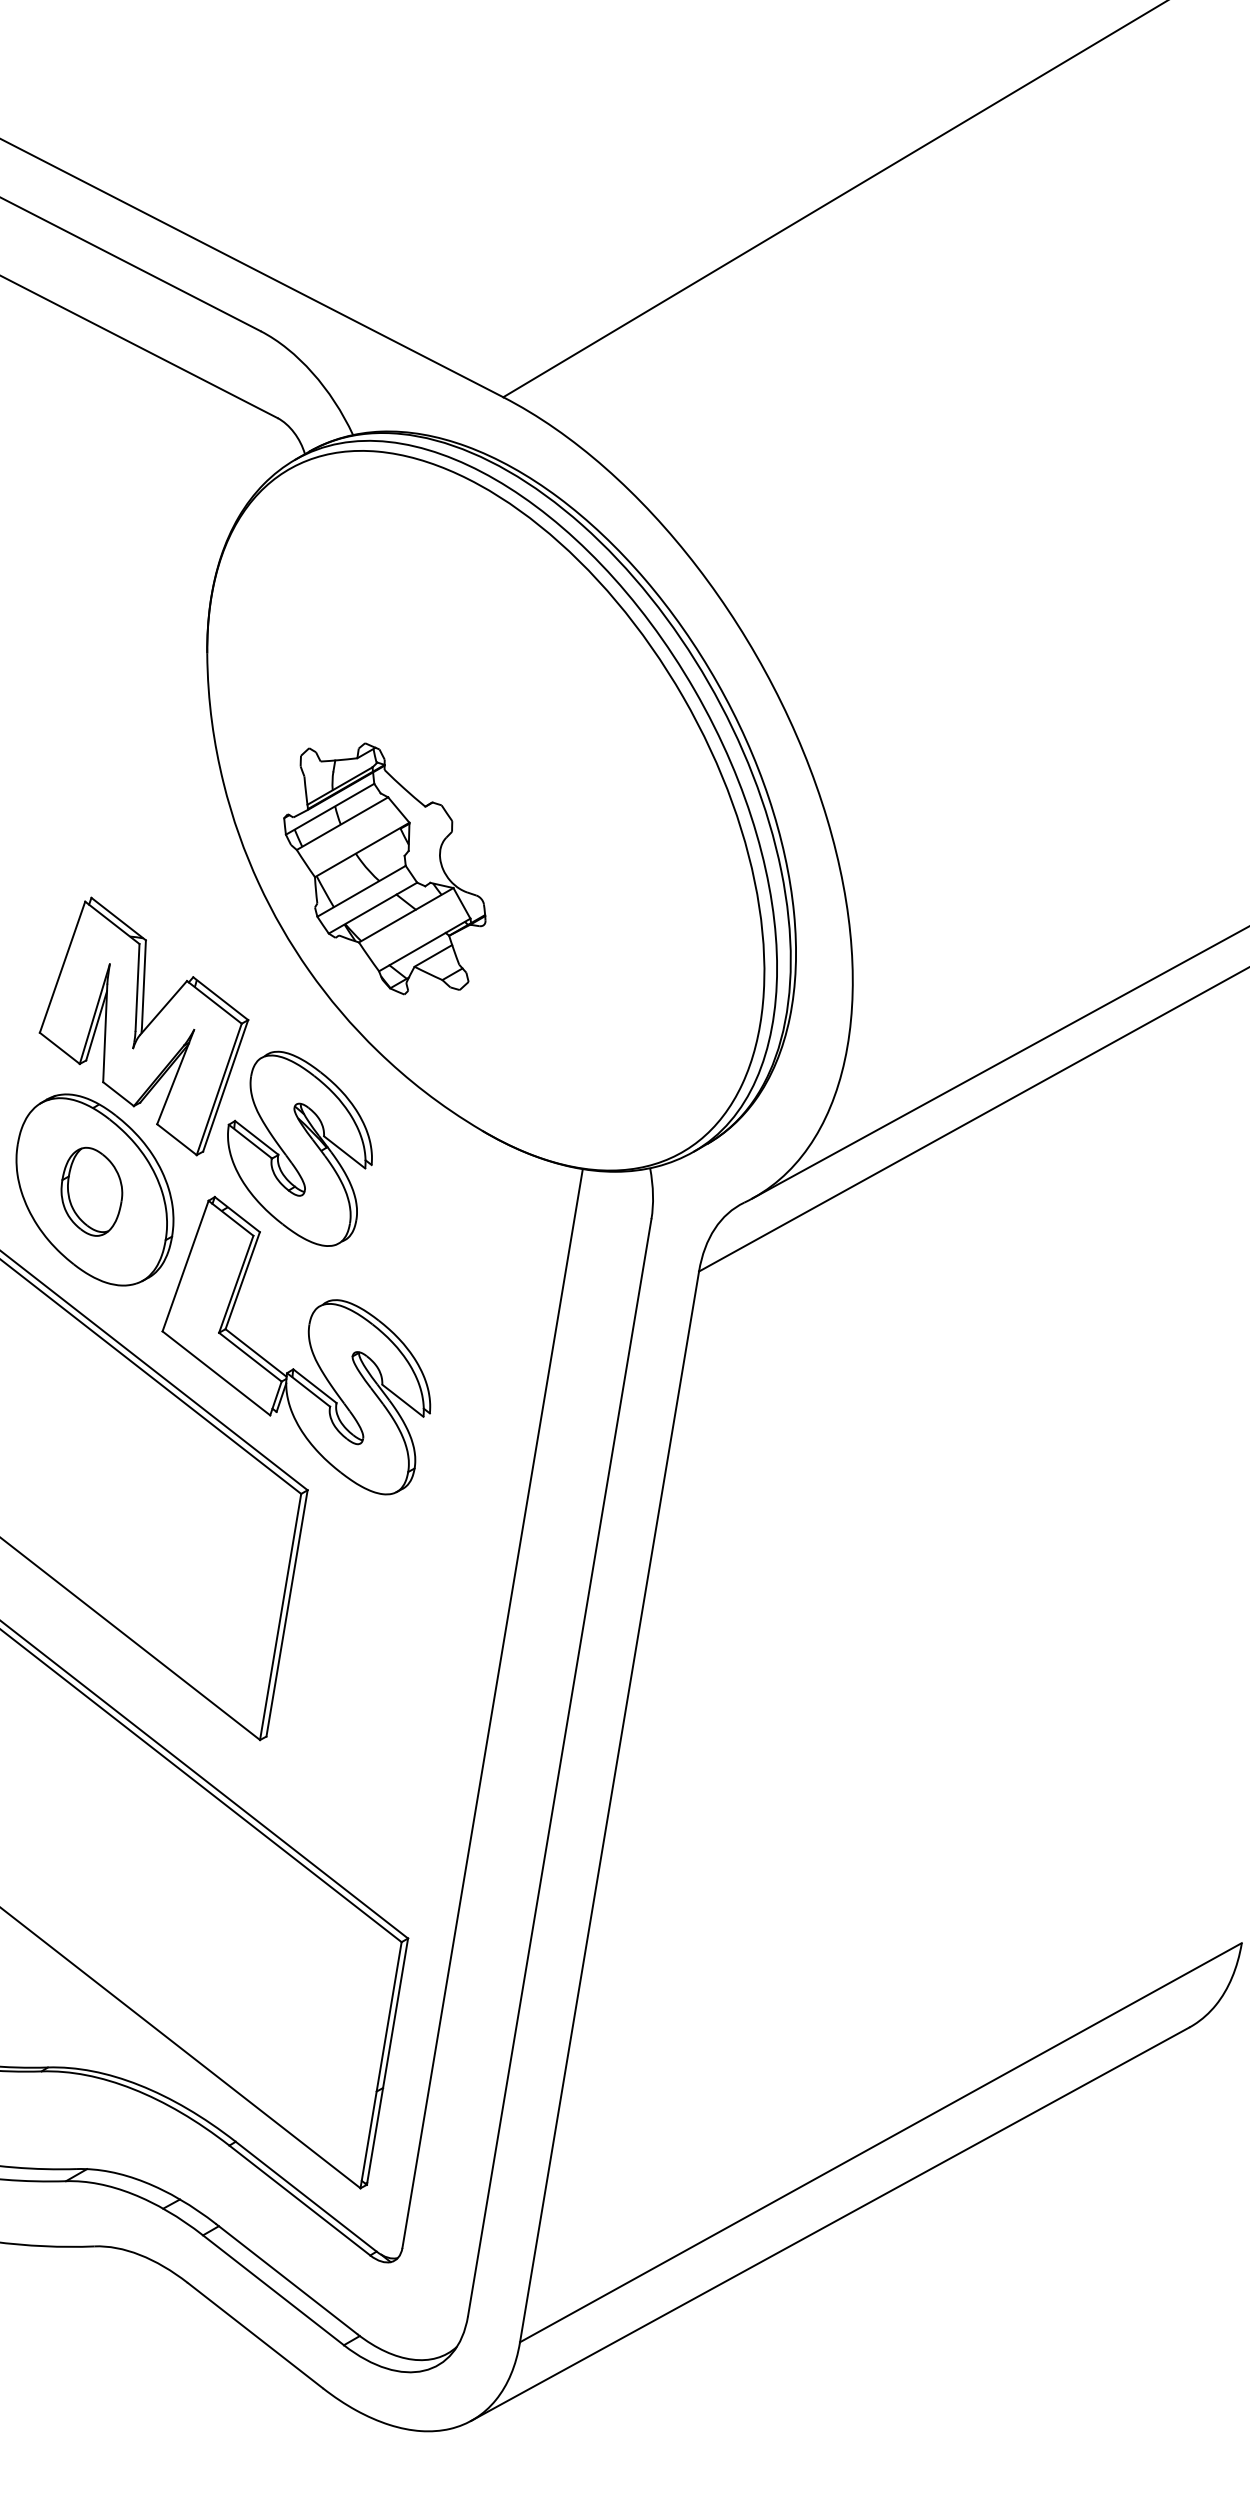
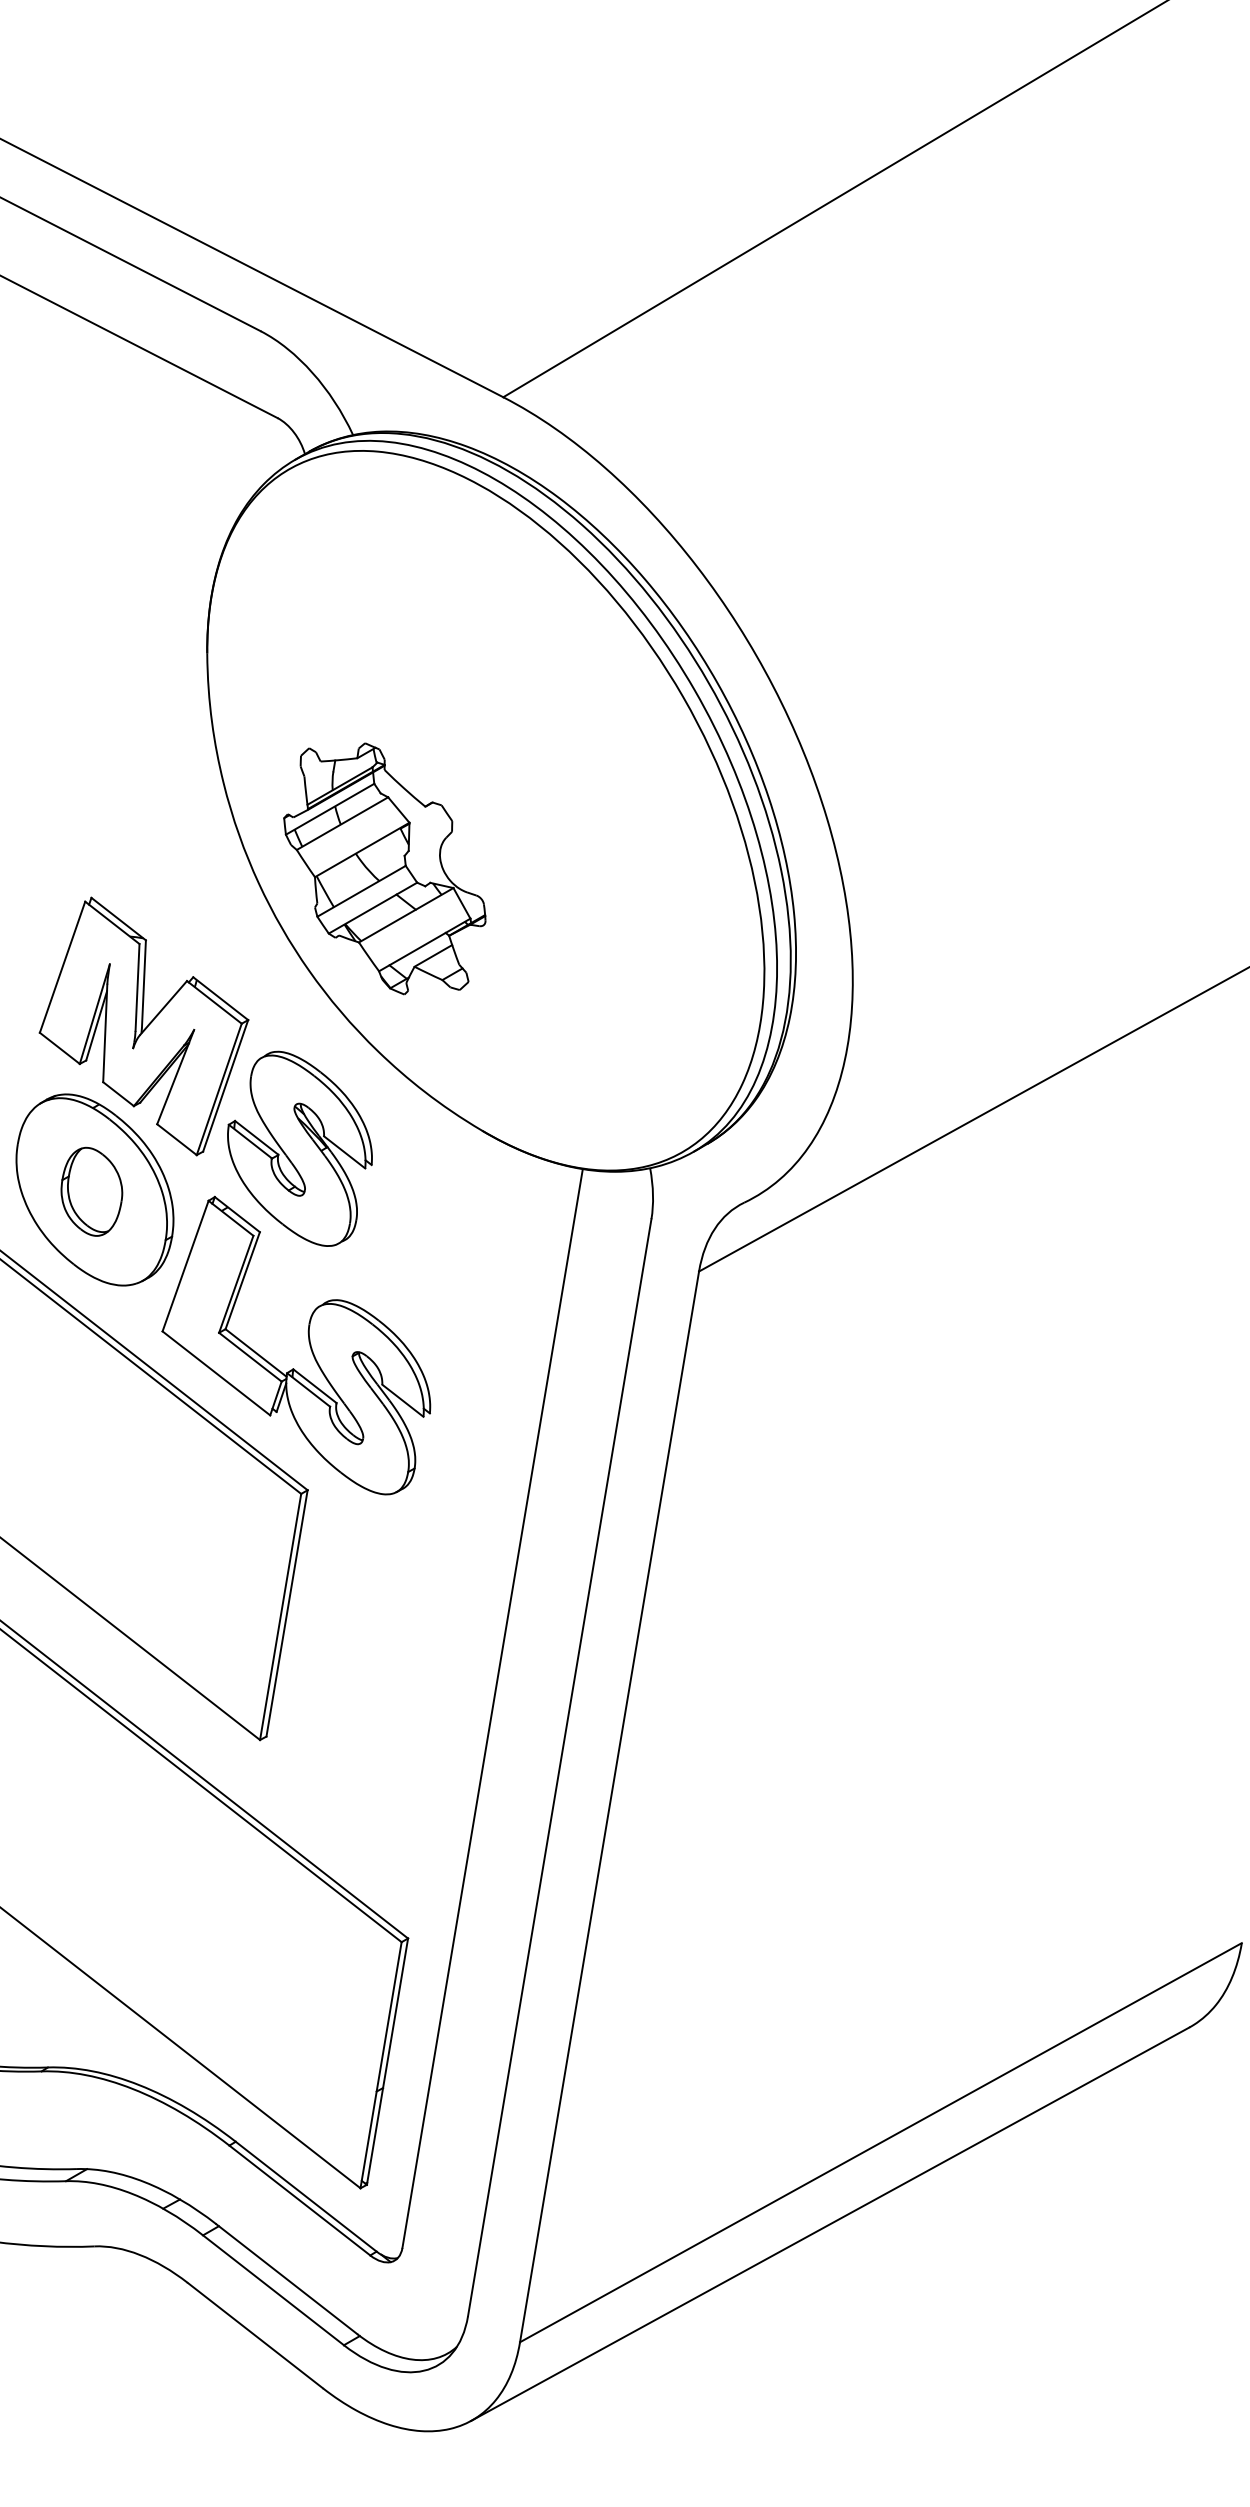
line: present -> none (999, 1062)
